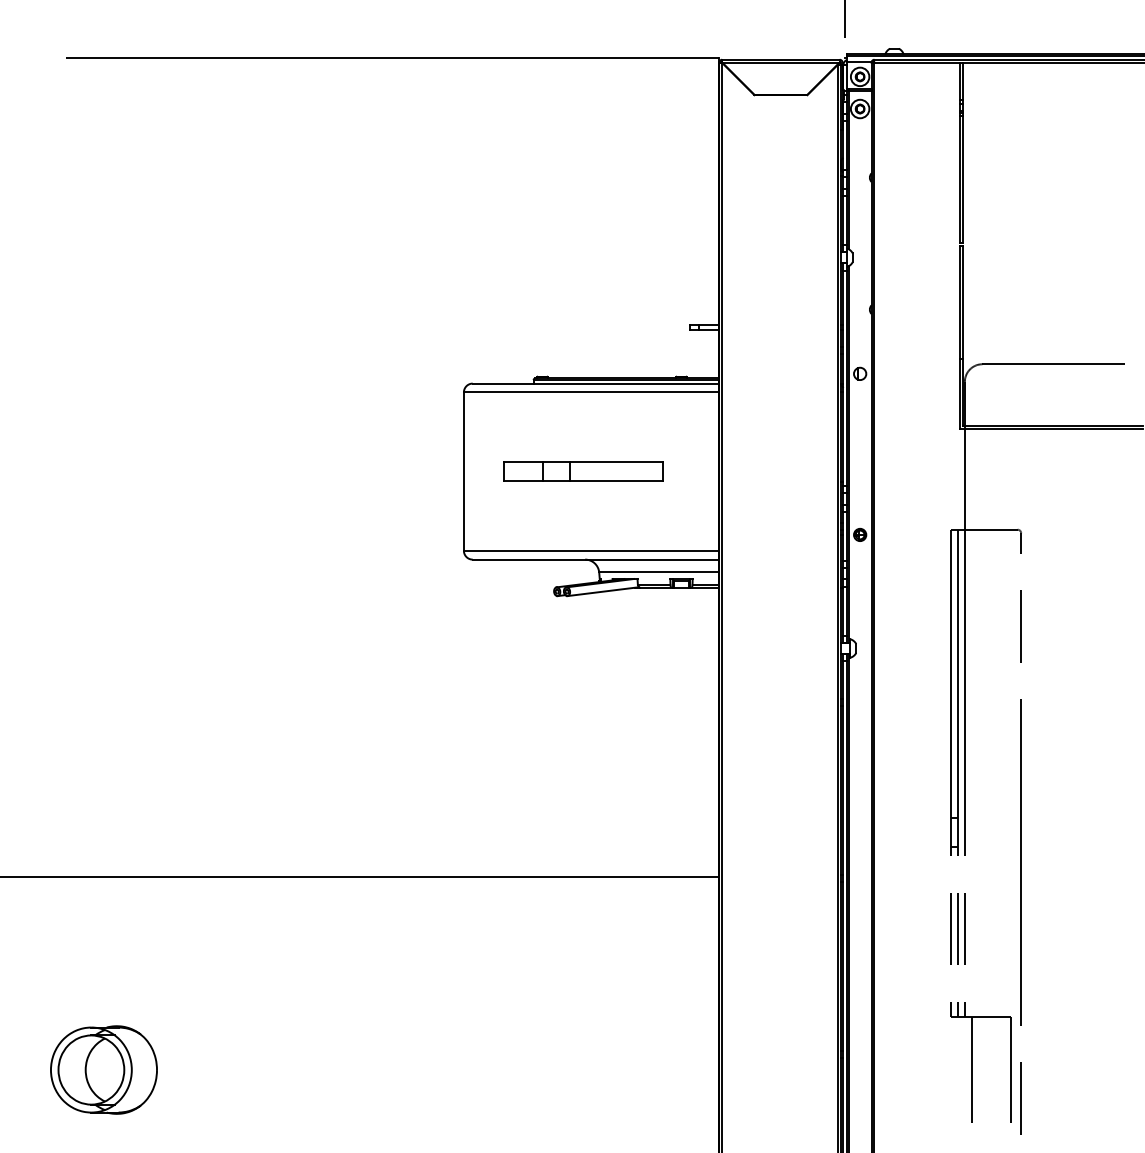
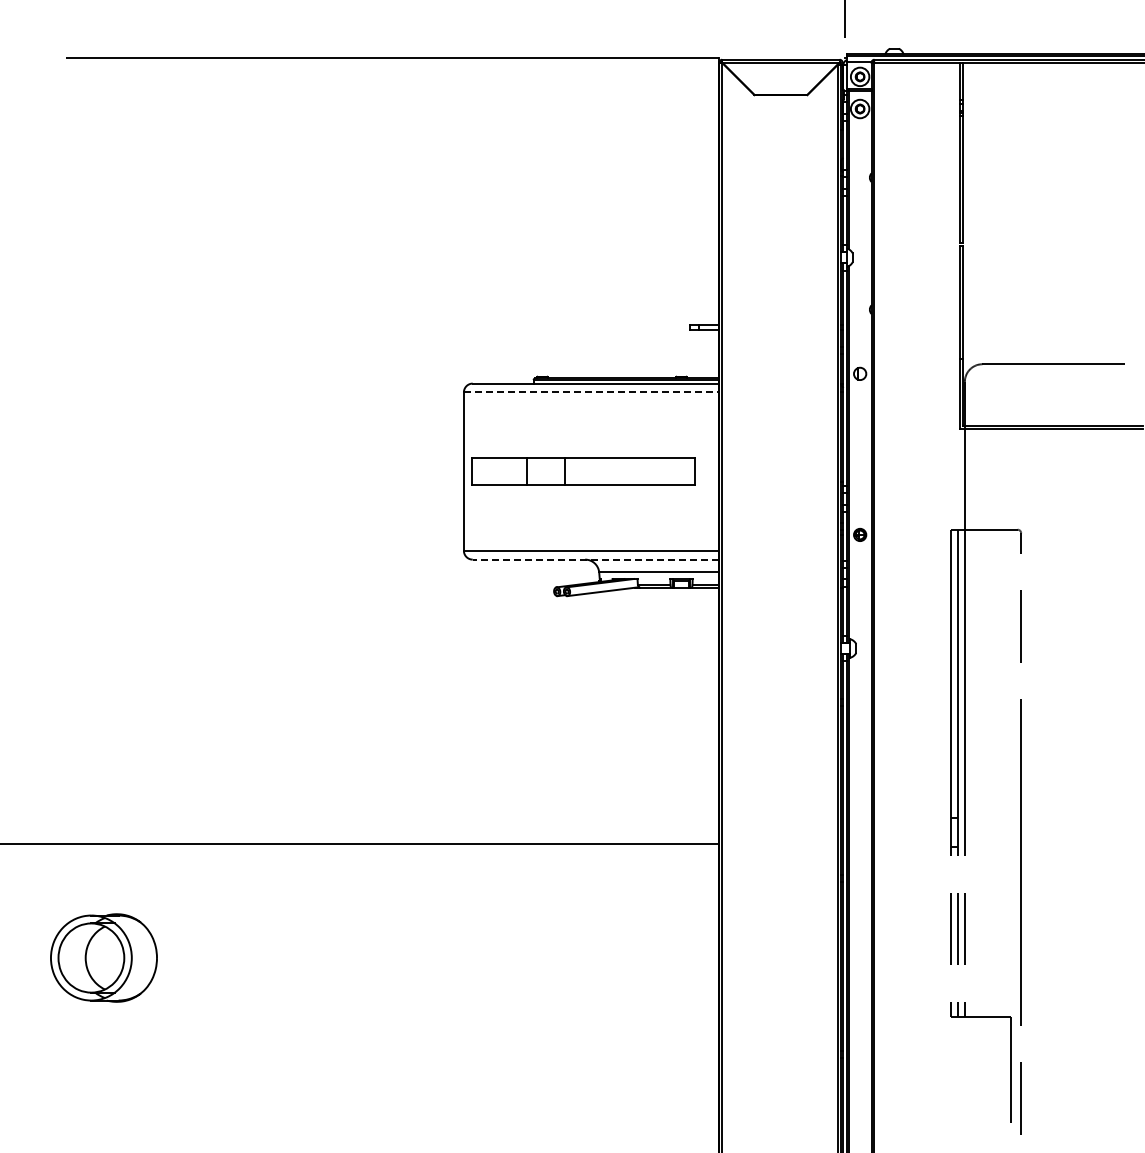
line: solid -> dashed (591, 392)
part size: 161x21 px -> 225x29 px (583, 471)
line: solid -> dashed (595, 559)
line position: (360, 877) -> (360, 844) (360, 844)
part position: (103, 1069) -> (103, 957) (103, 957)
line: present -> none (971, 1069)
